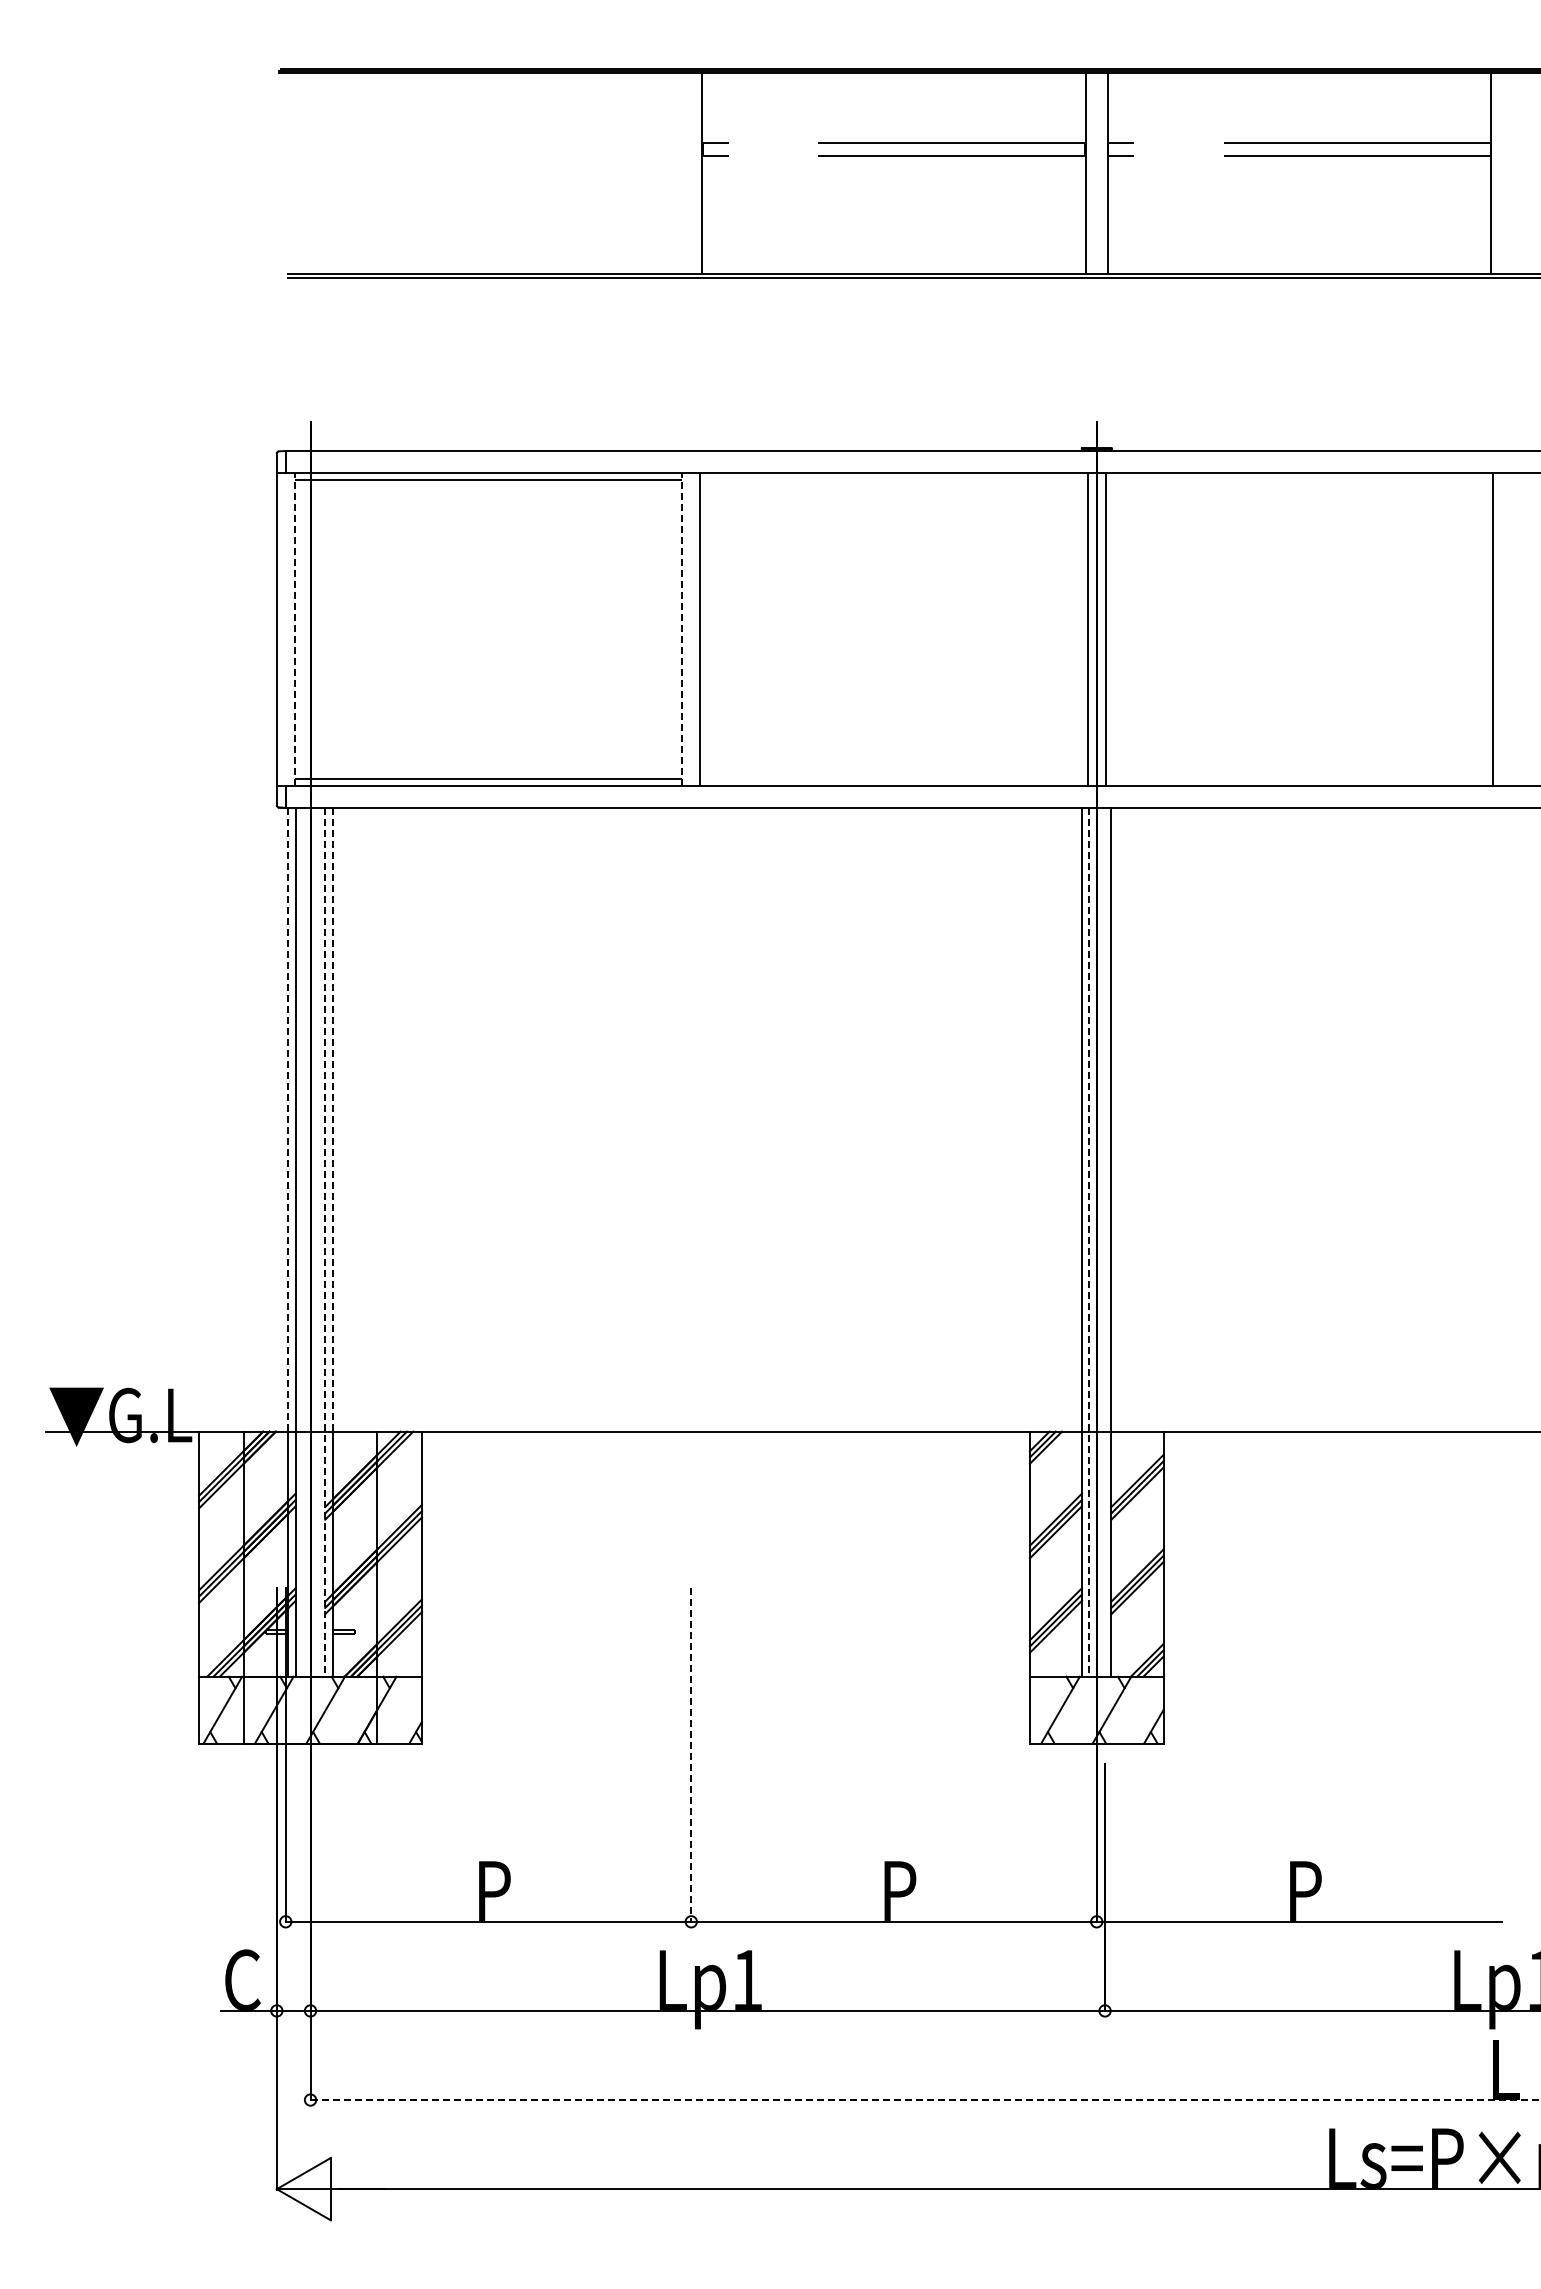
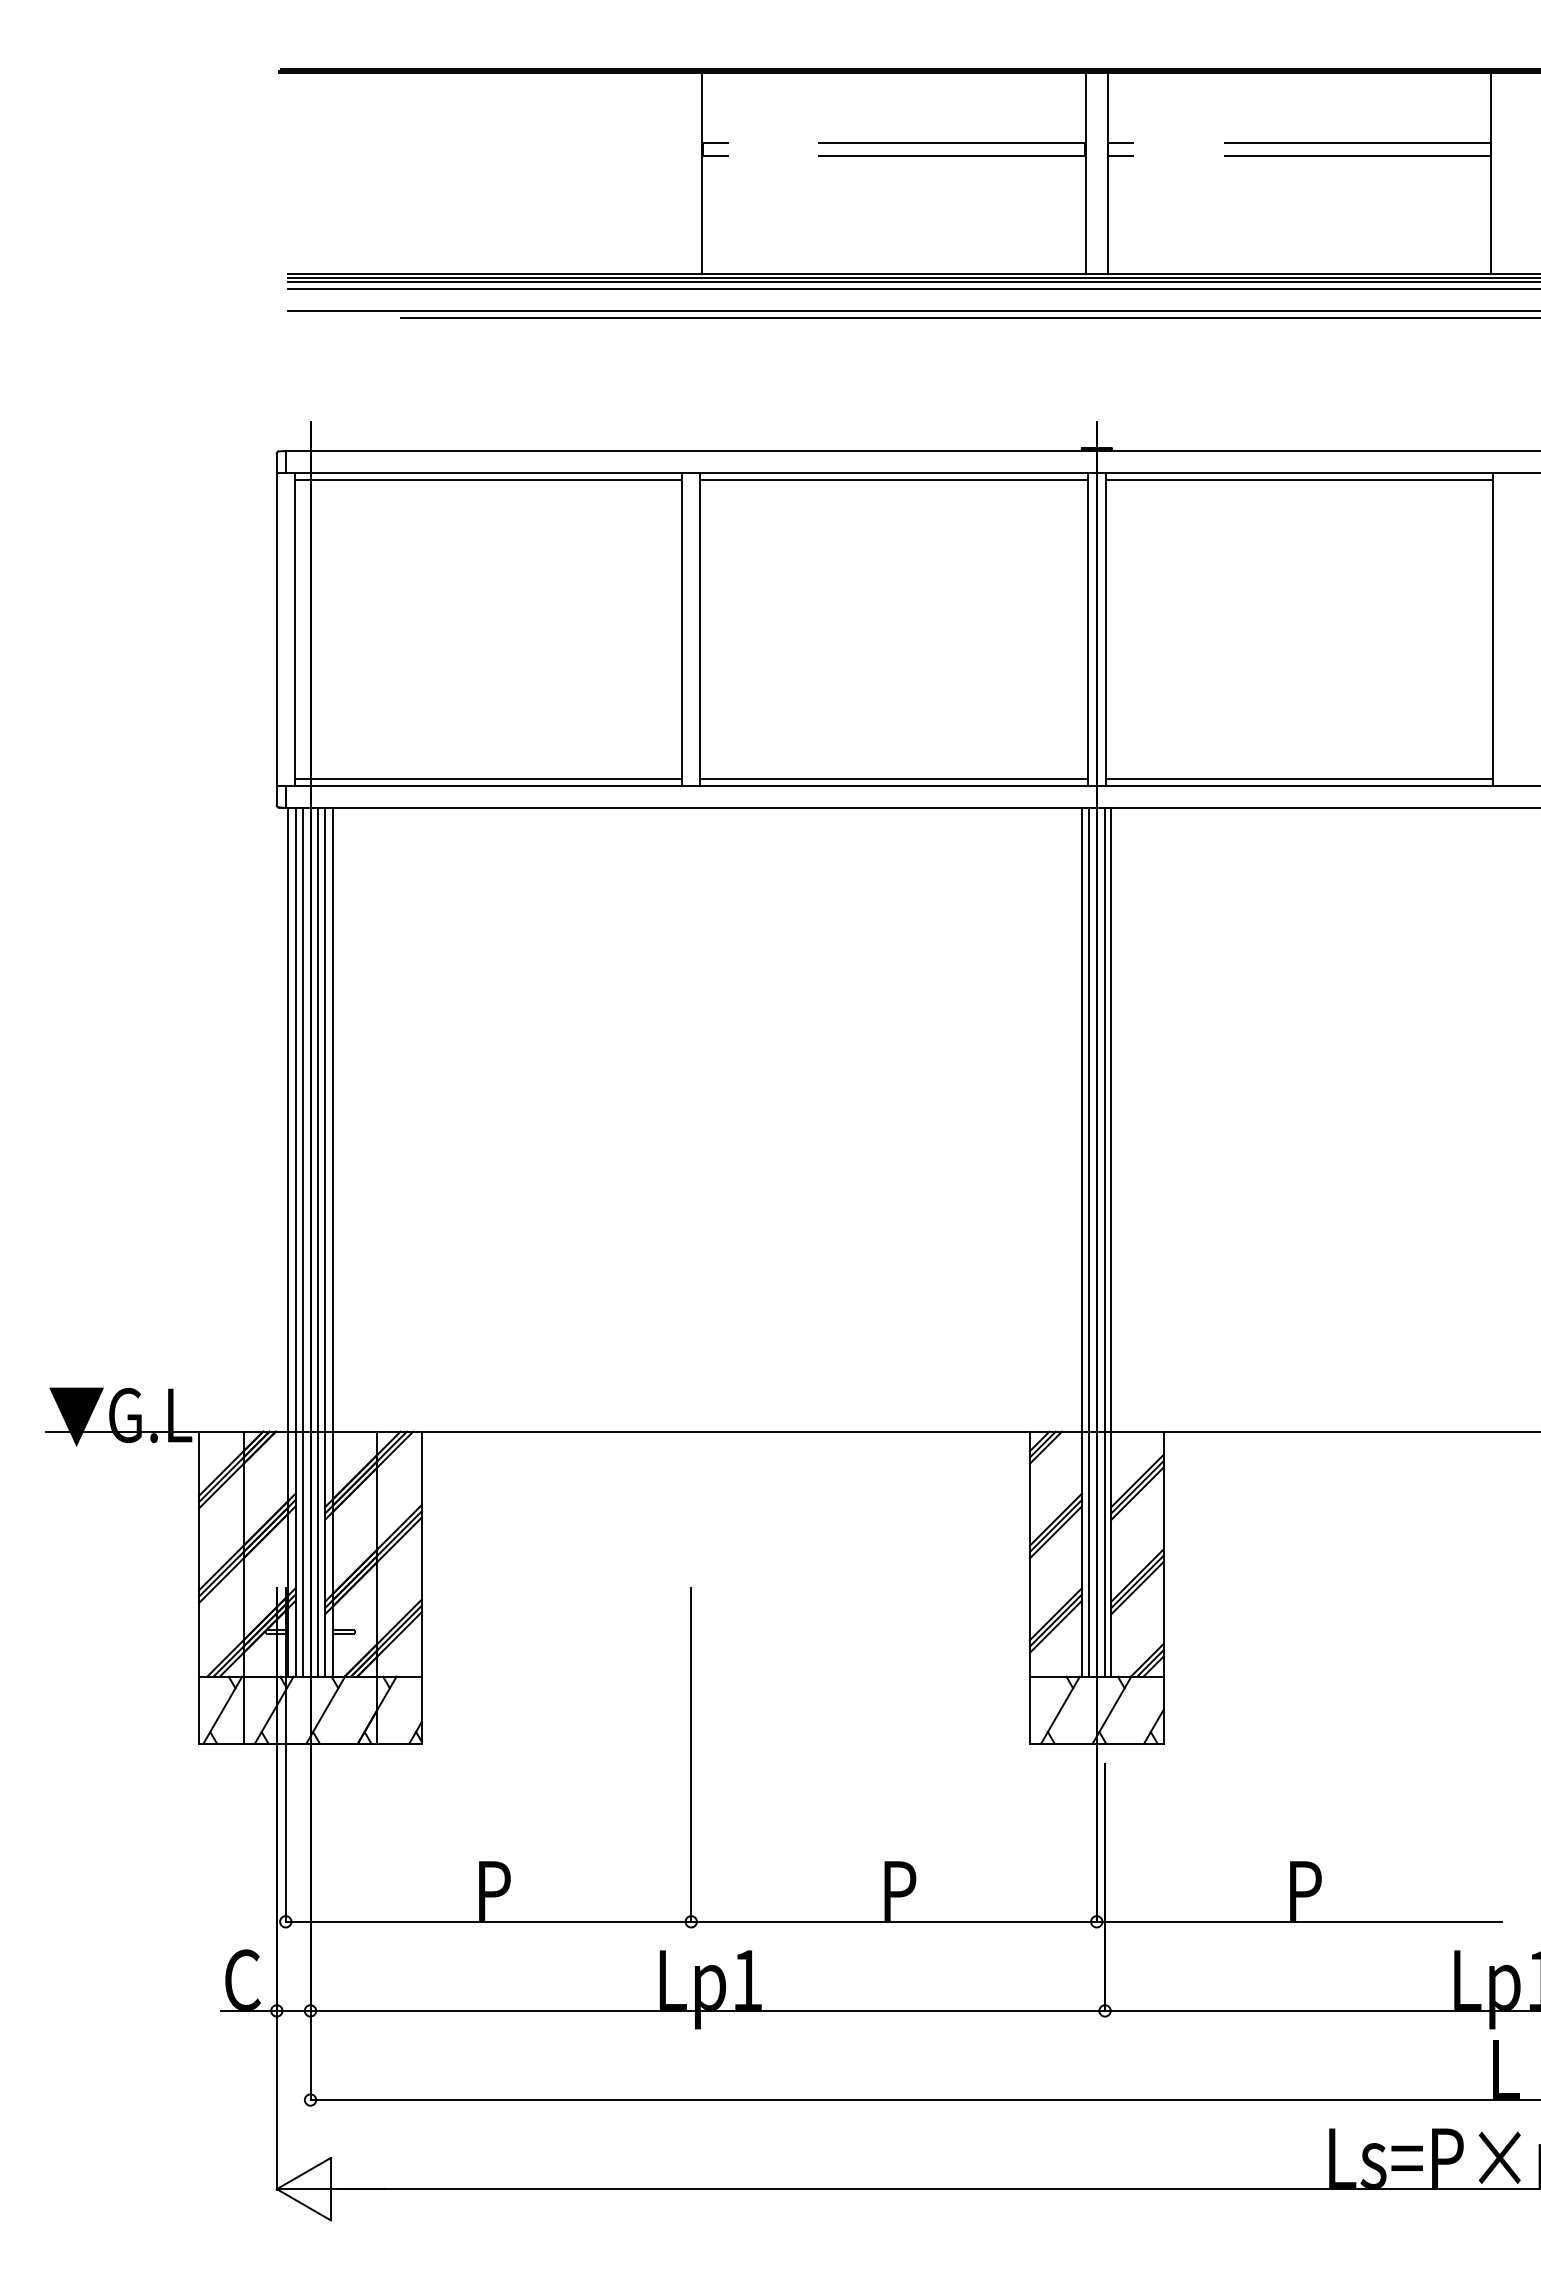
line: none -> present (912, 281)
line: none -> present (912, 288)
line: none -> present (912, 310)
line: none -> present (968, 317)
line: none -> present (893, 479)
line: none -> present (1299, 479)
line: dashed -> solid (294, 629)
line: dashed -> solid (682, 629)
line: none -> present (893, 779)
line: none -> present (1299, 779)
line: dashed -> solid (288, 1119)
line: dashed -> solid (332, 1119)
line: none -> present (302, 1241)
line: none -> present (318, 1241)
line: none -> present (1104, 1241)
line: dashed -> solid (325, 1242)
line: dashed -> solid (1088, 1242)
line: dashed -> solid (691, 1755)
line: dashed -> solid (925, 2100)
